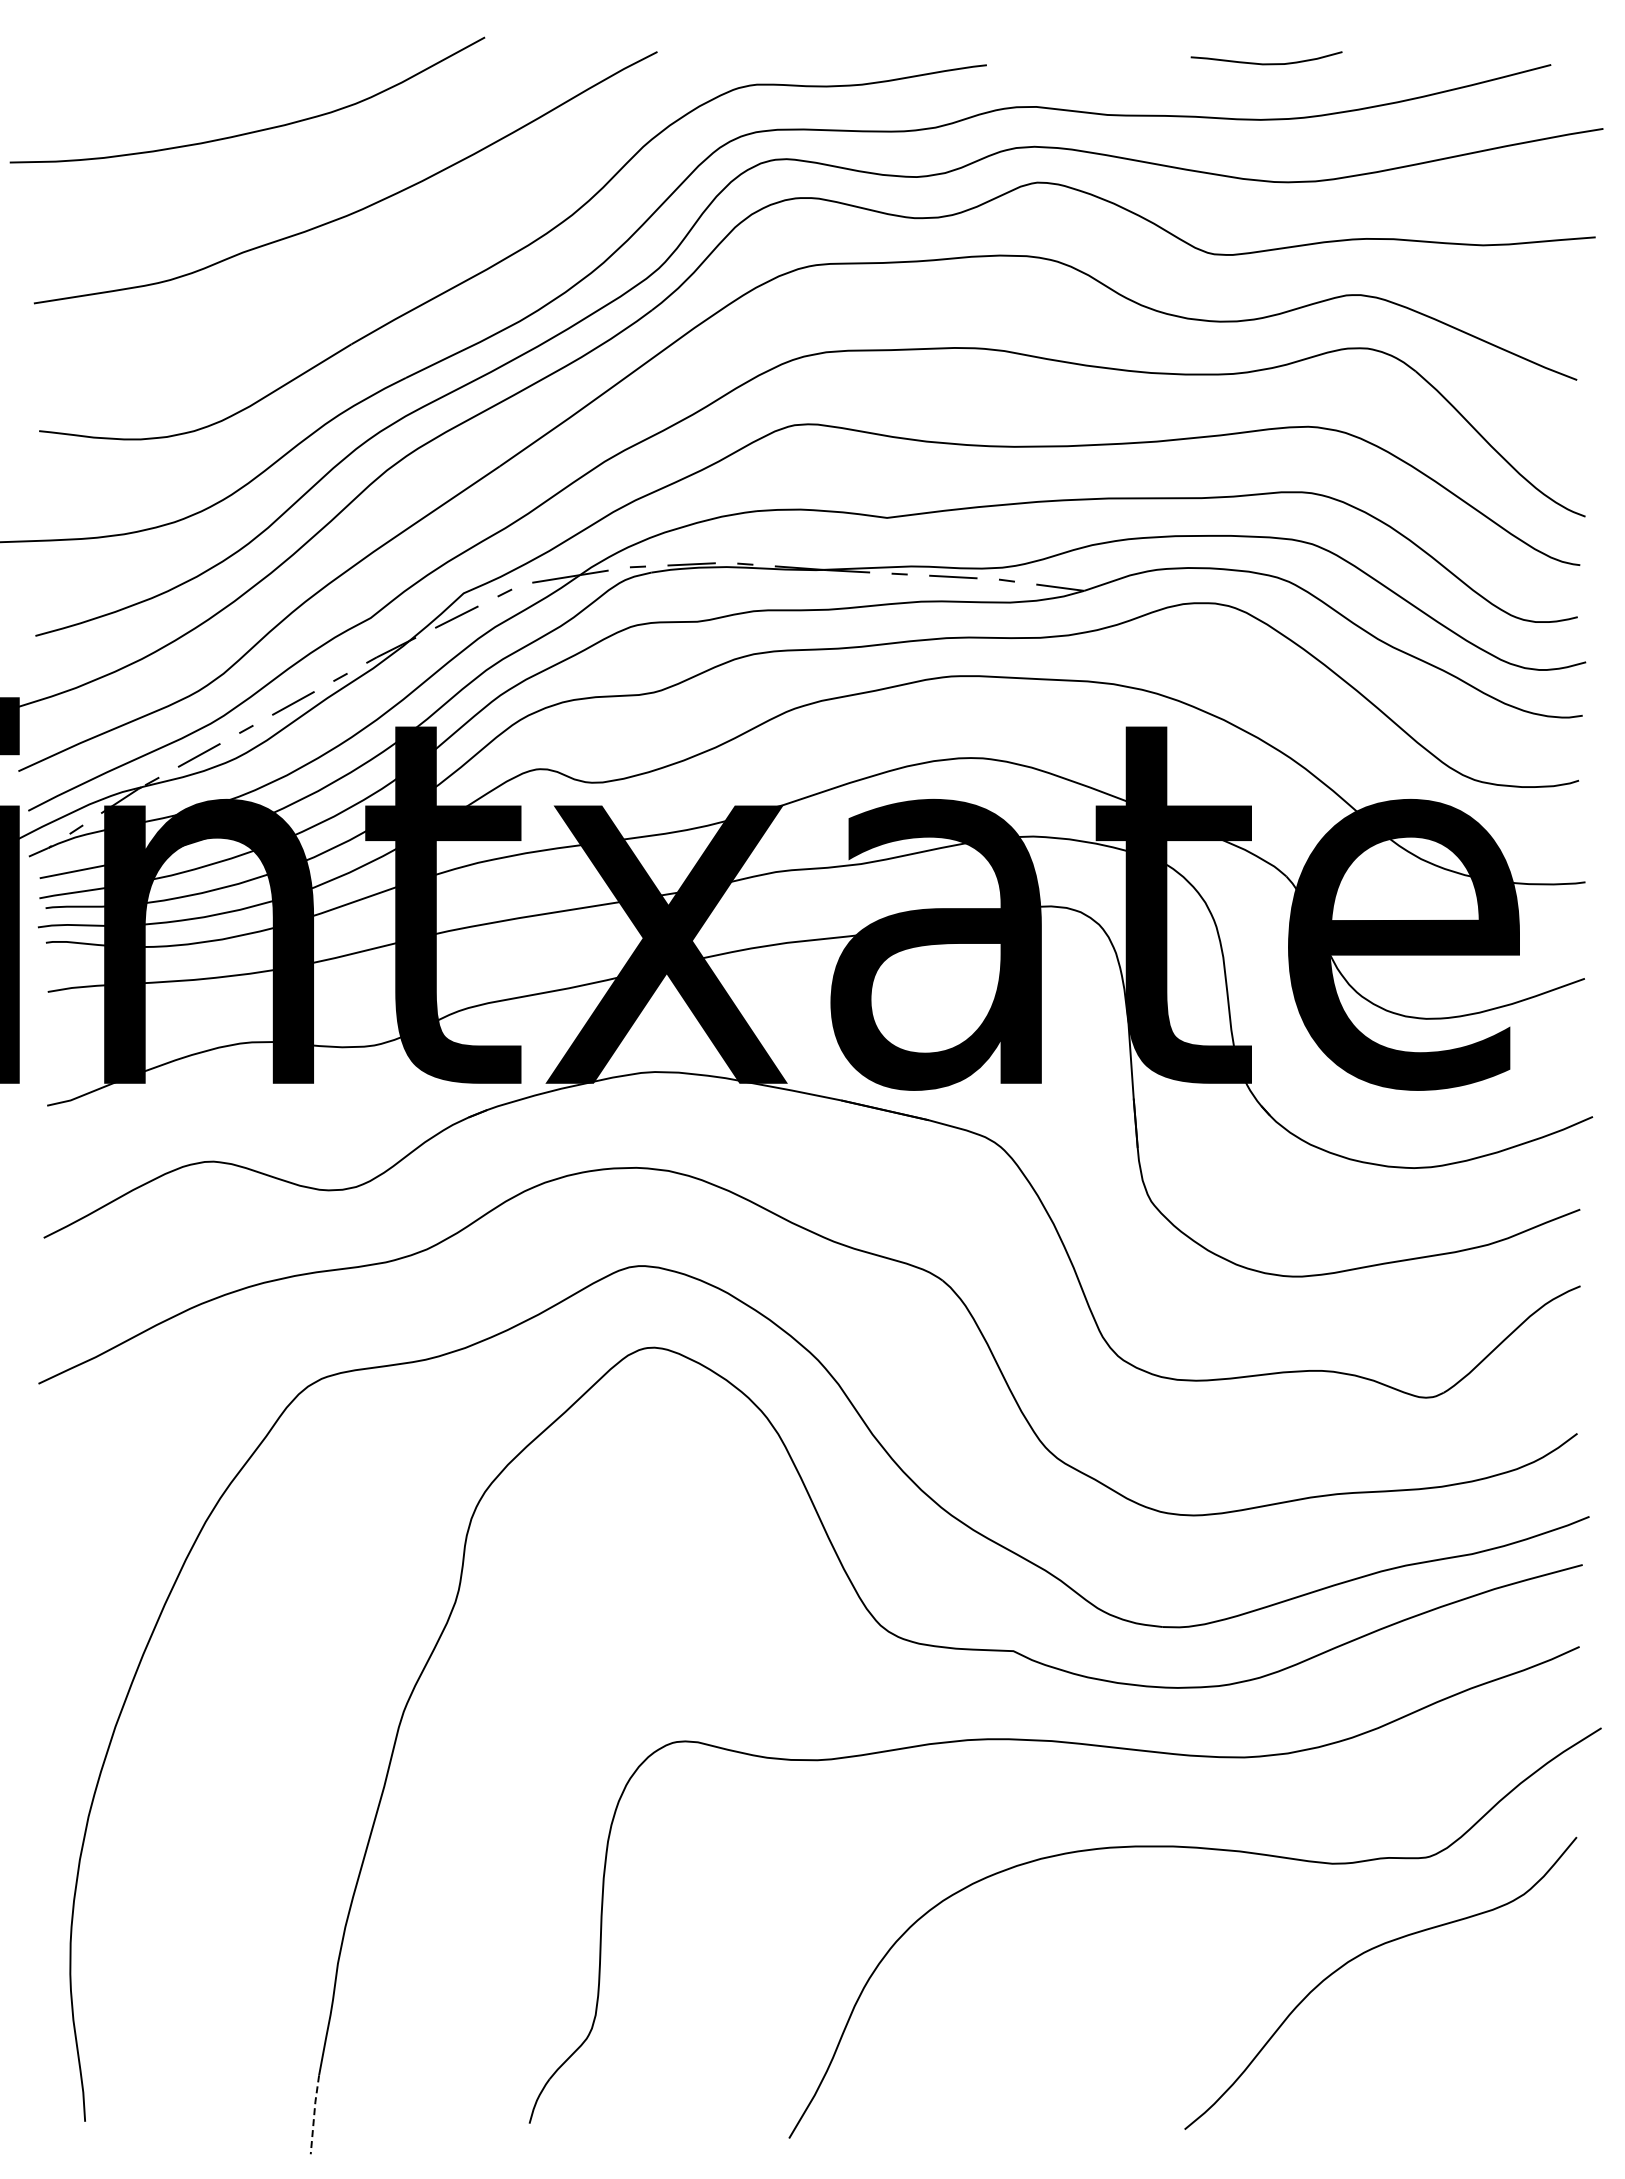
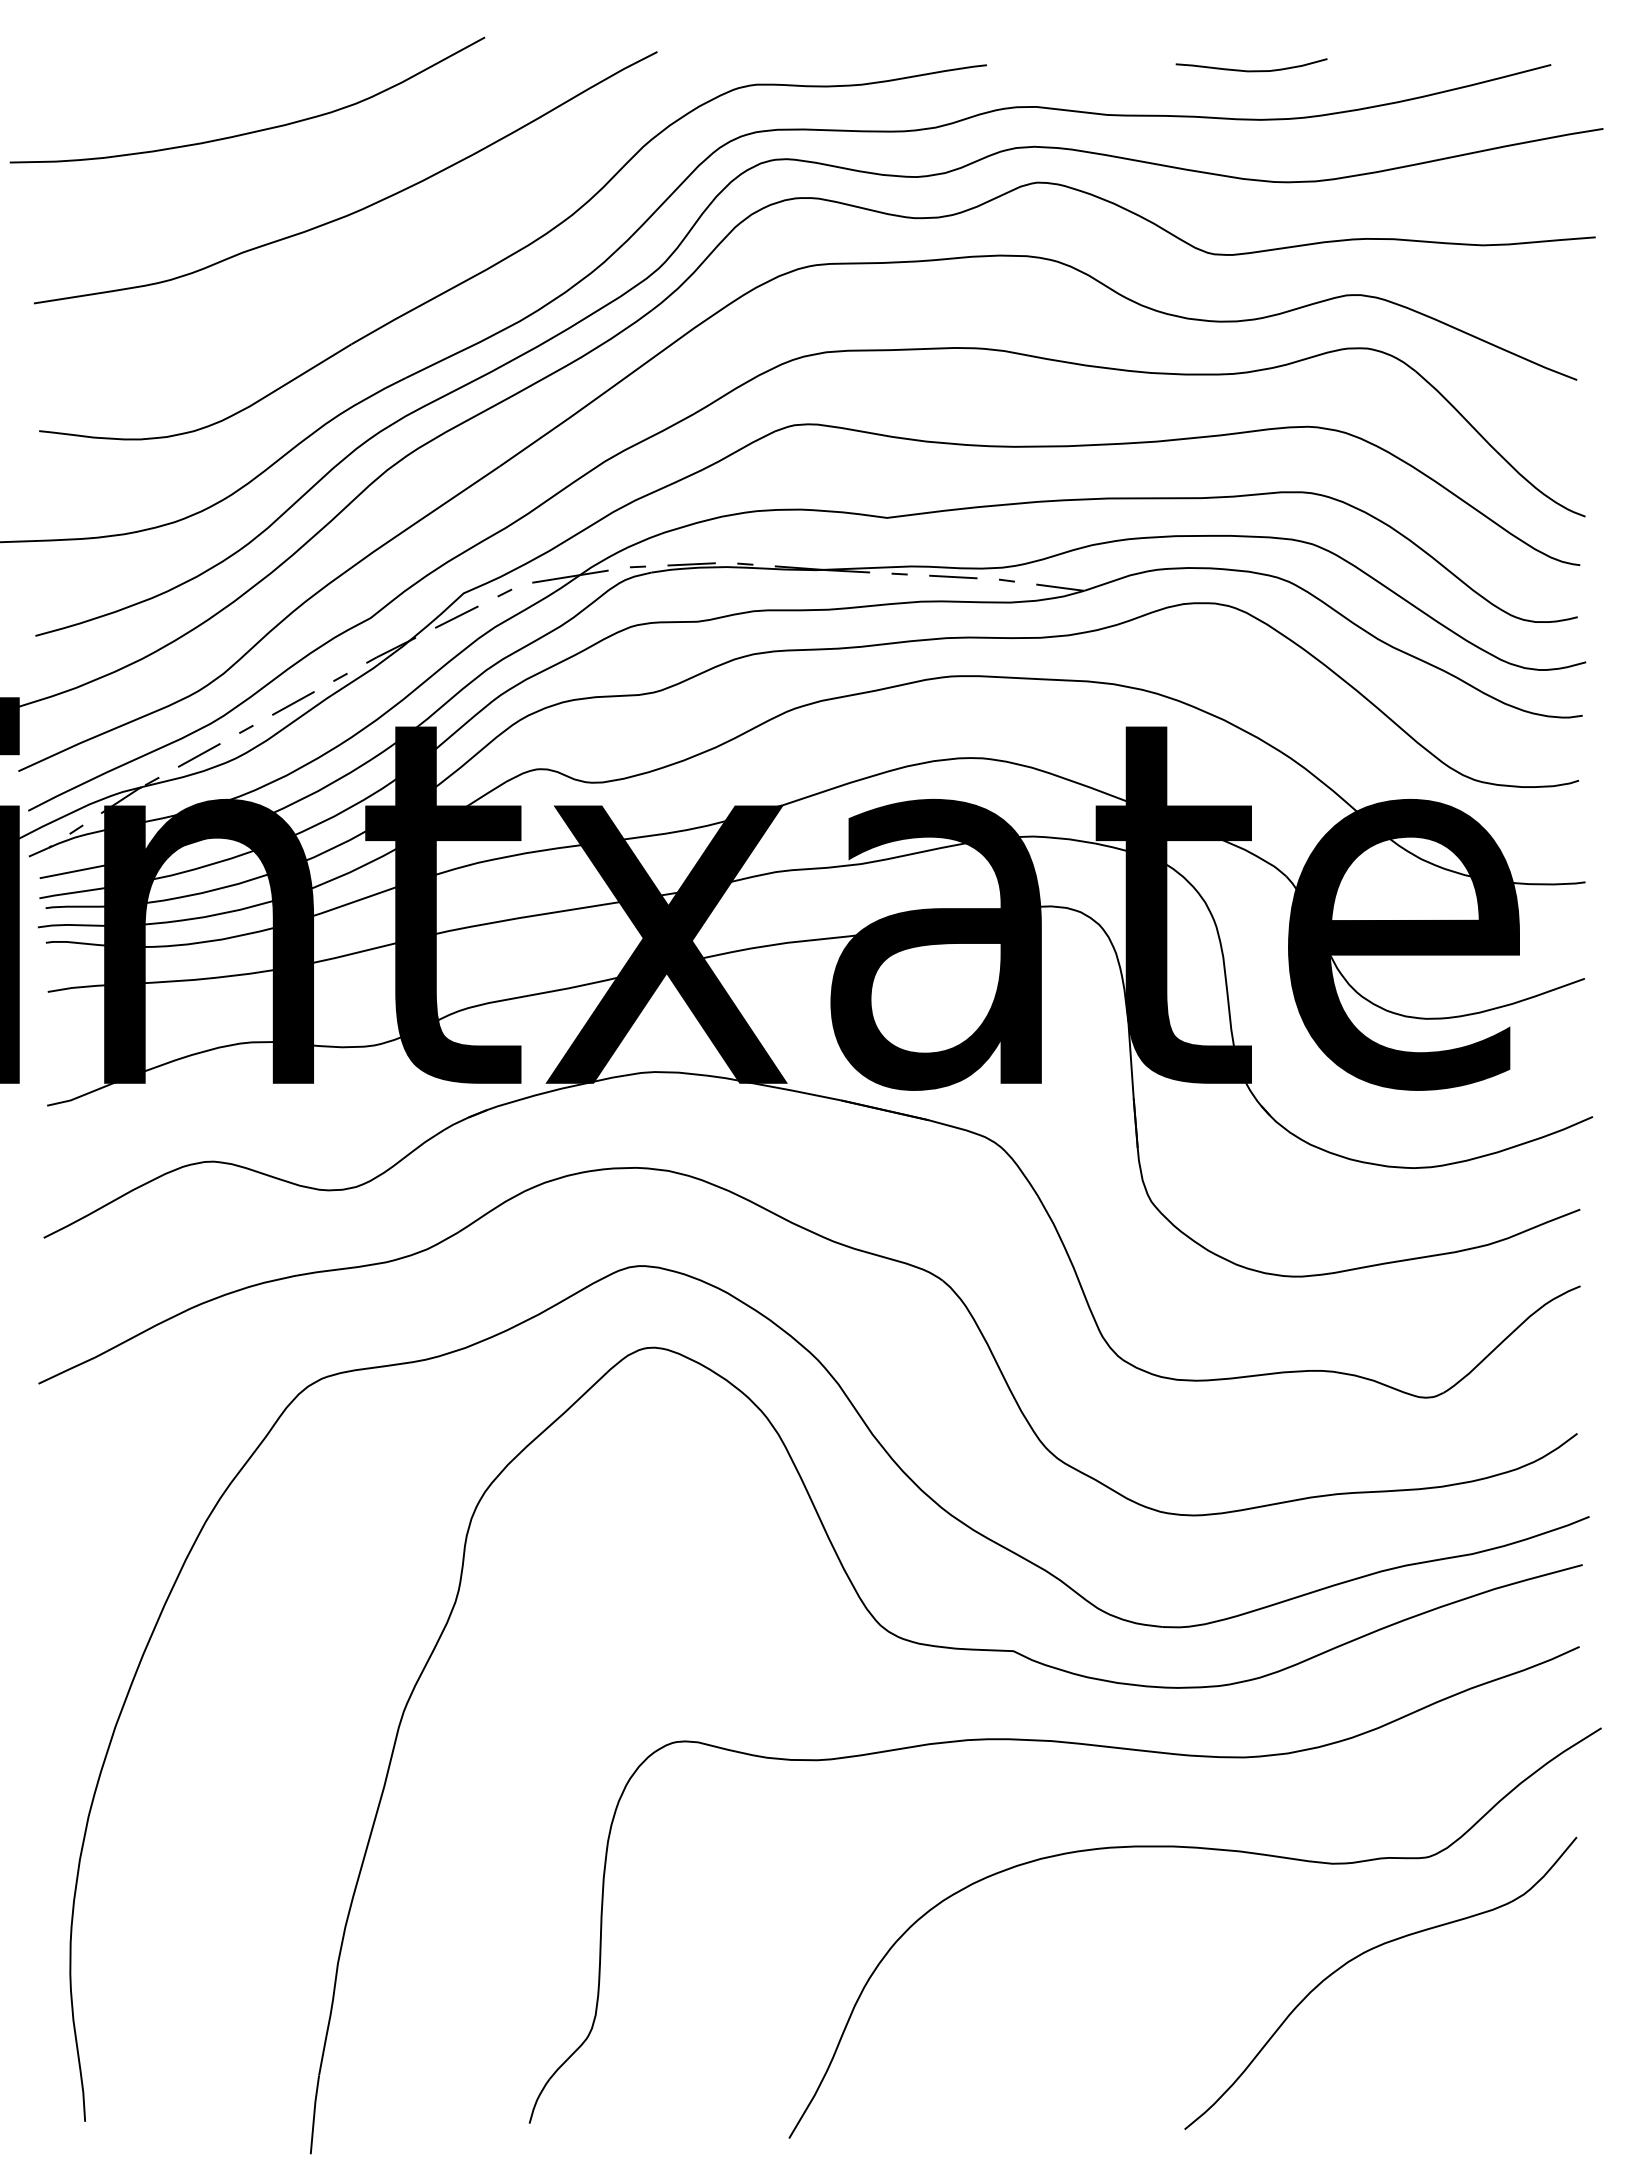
curve position: (1266, 63) -> (1251, 70) (1251, 70)
line: dashed -> solid (314, 2114)
